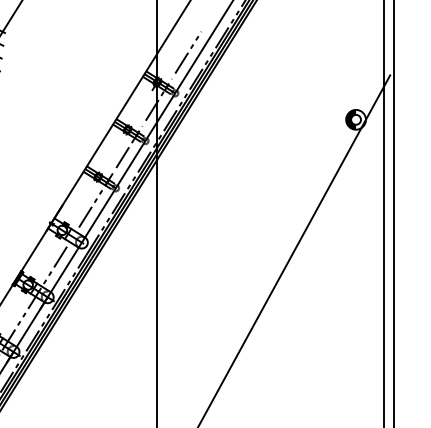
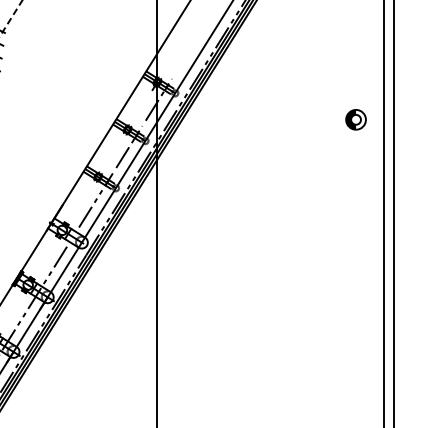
line: solid -> dashed (11, 18)
line: present -> none (188, 52)
line: present -> none (294, 249)
